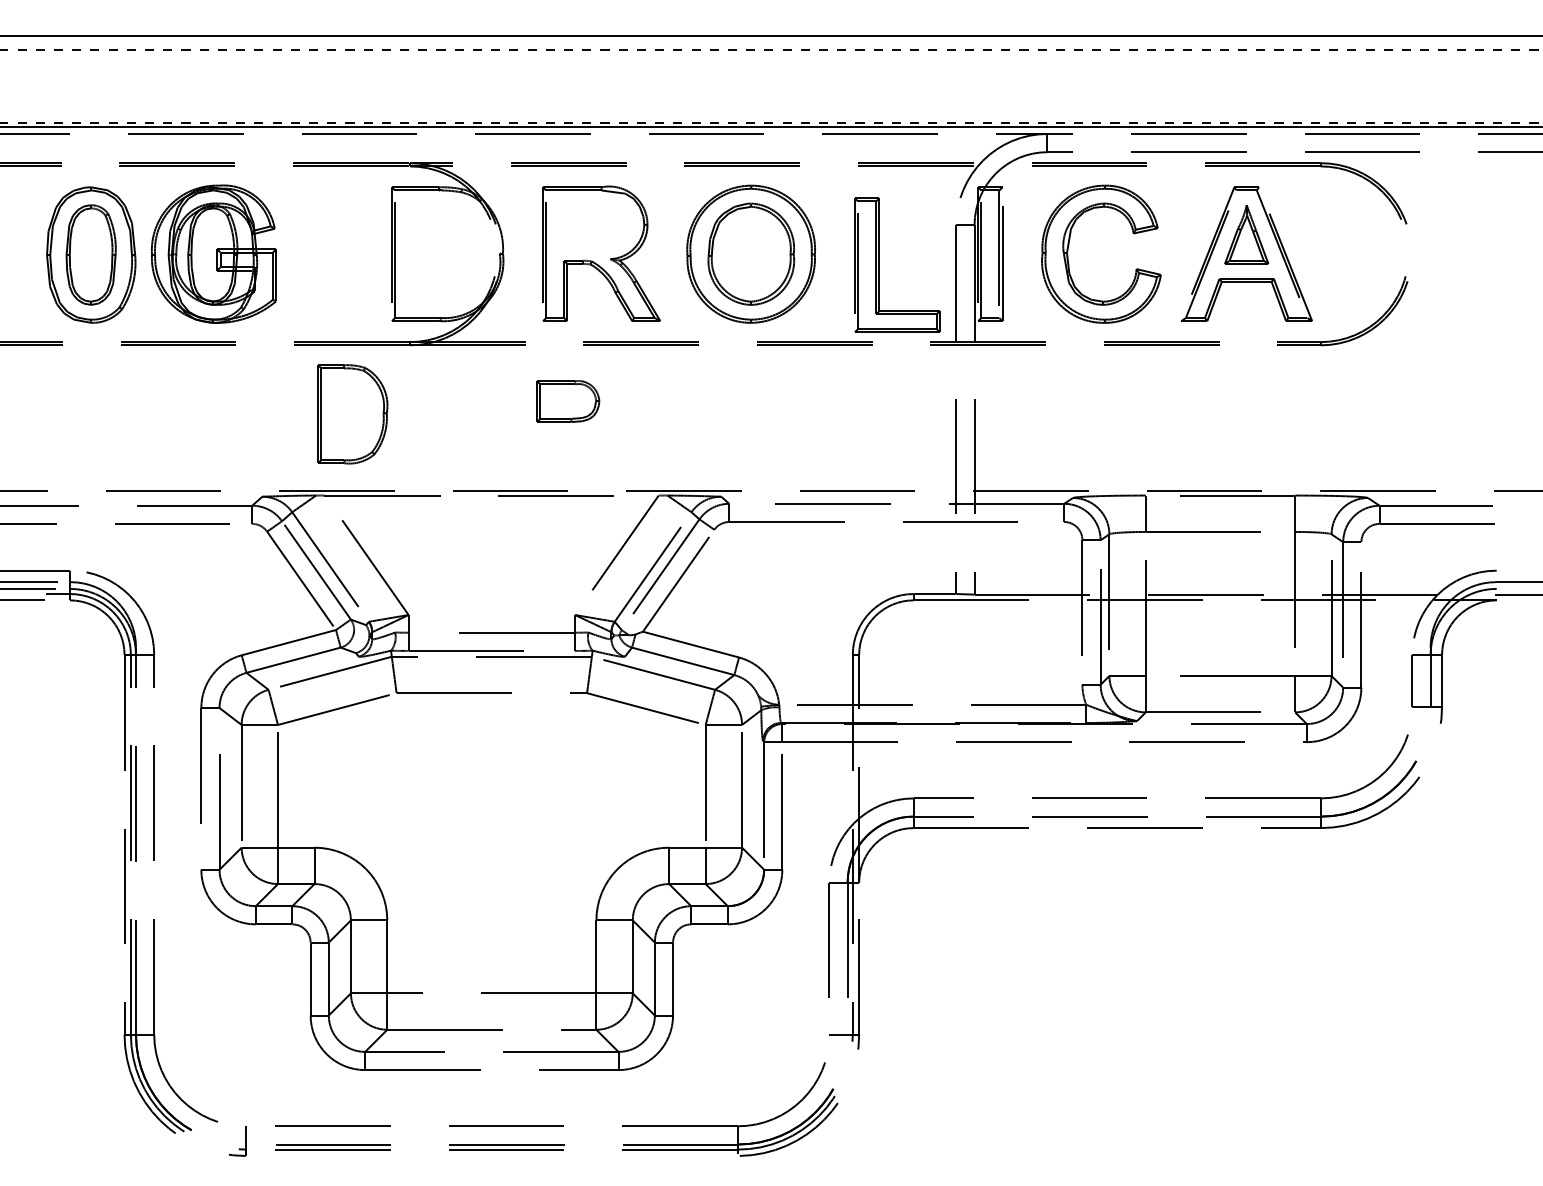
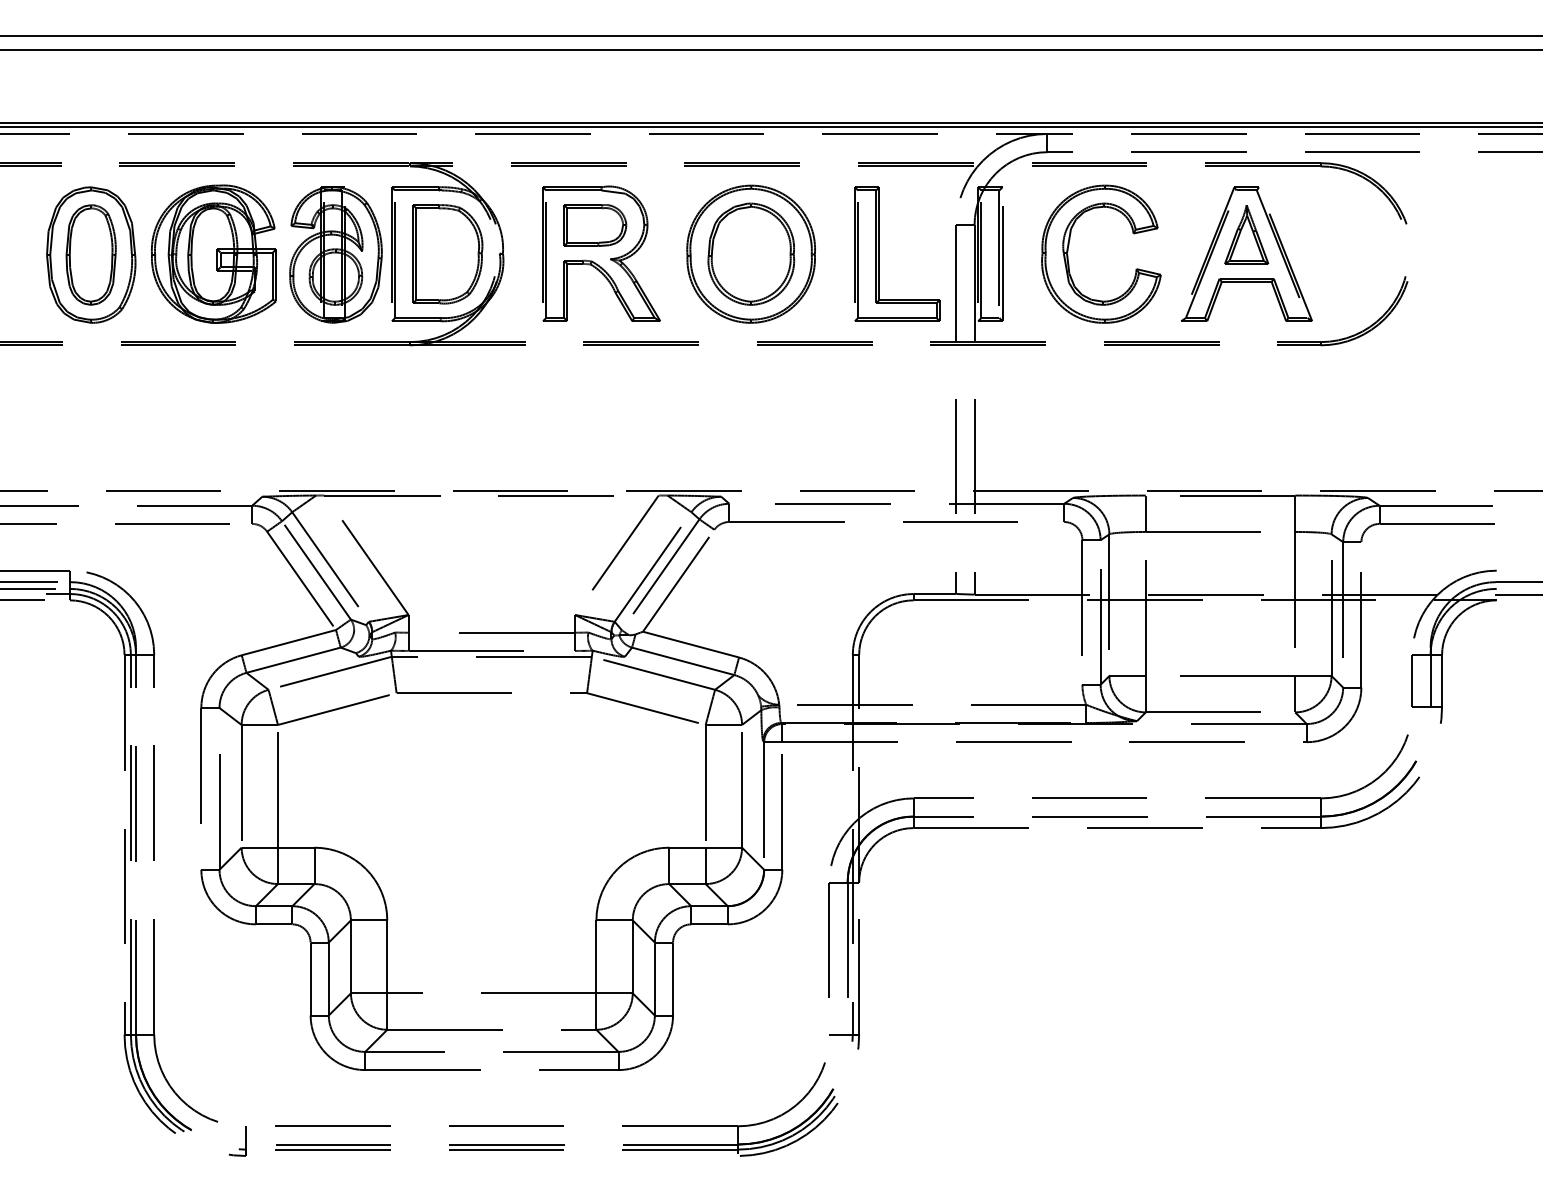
line: dashed -> solid (772, 49)
line: dashed -> solid (772, 122)
part: none -> present (335, 254)
part position: (879, 264) -> (879, 253) (879, 253)
part position: (568, 401) -> (595, 225) (595, 225)
part position: (352, 414) -> (447, 254) (447, 254)
